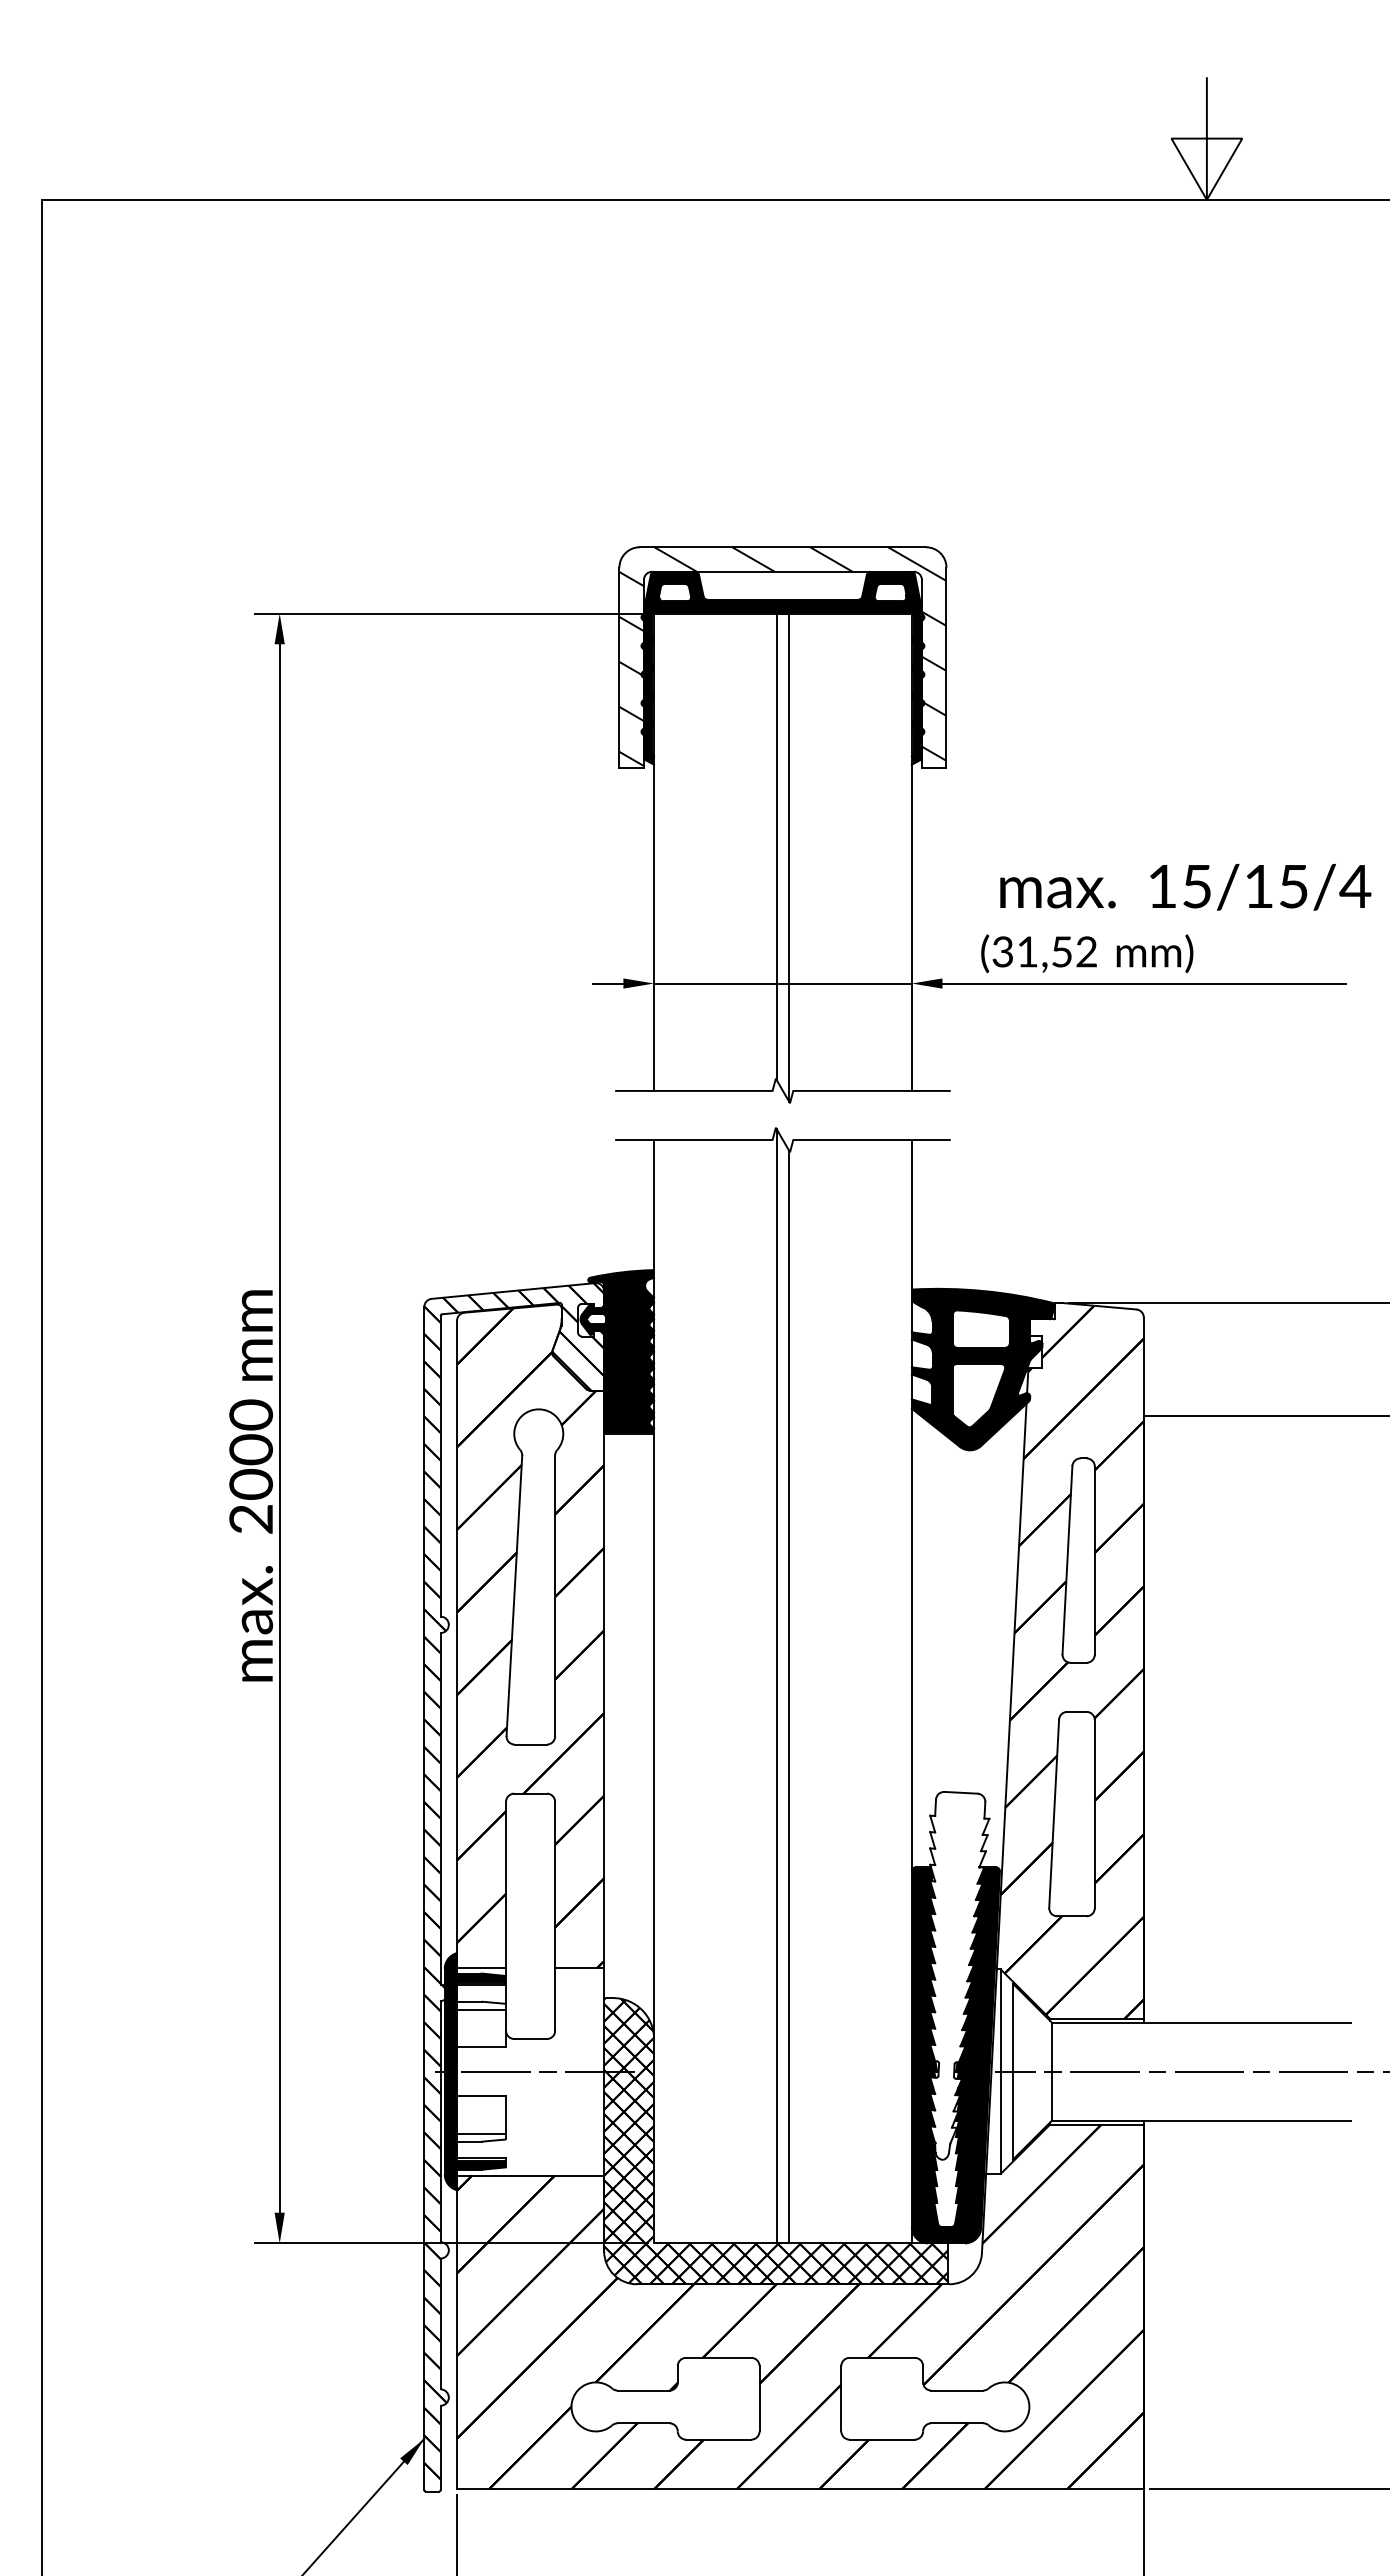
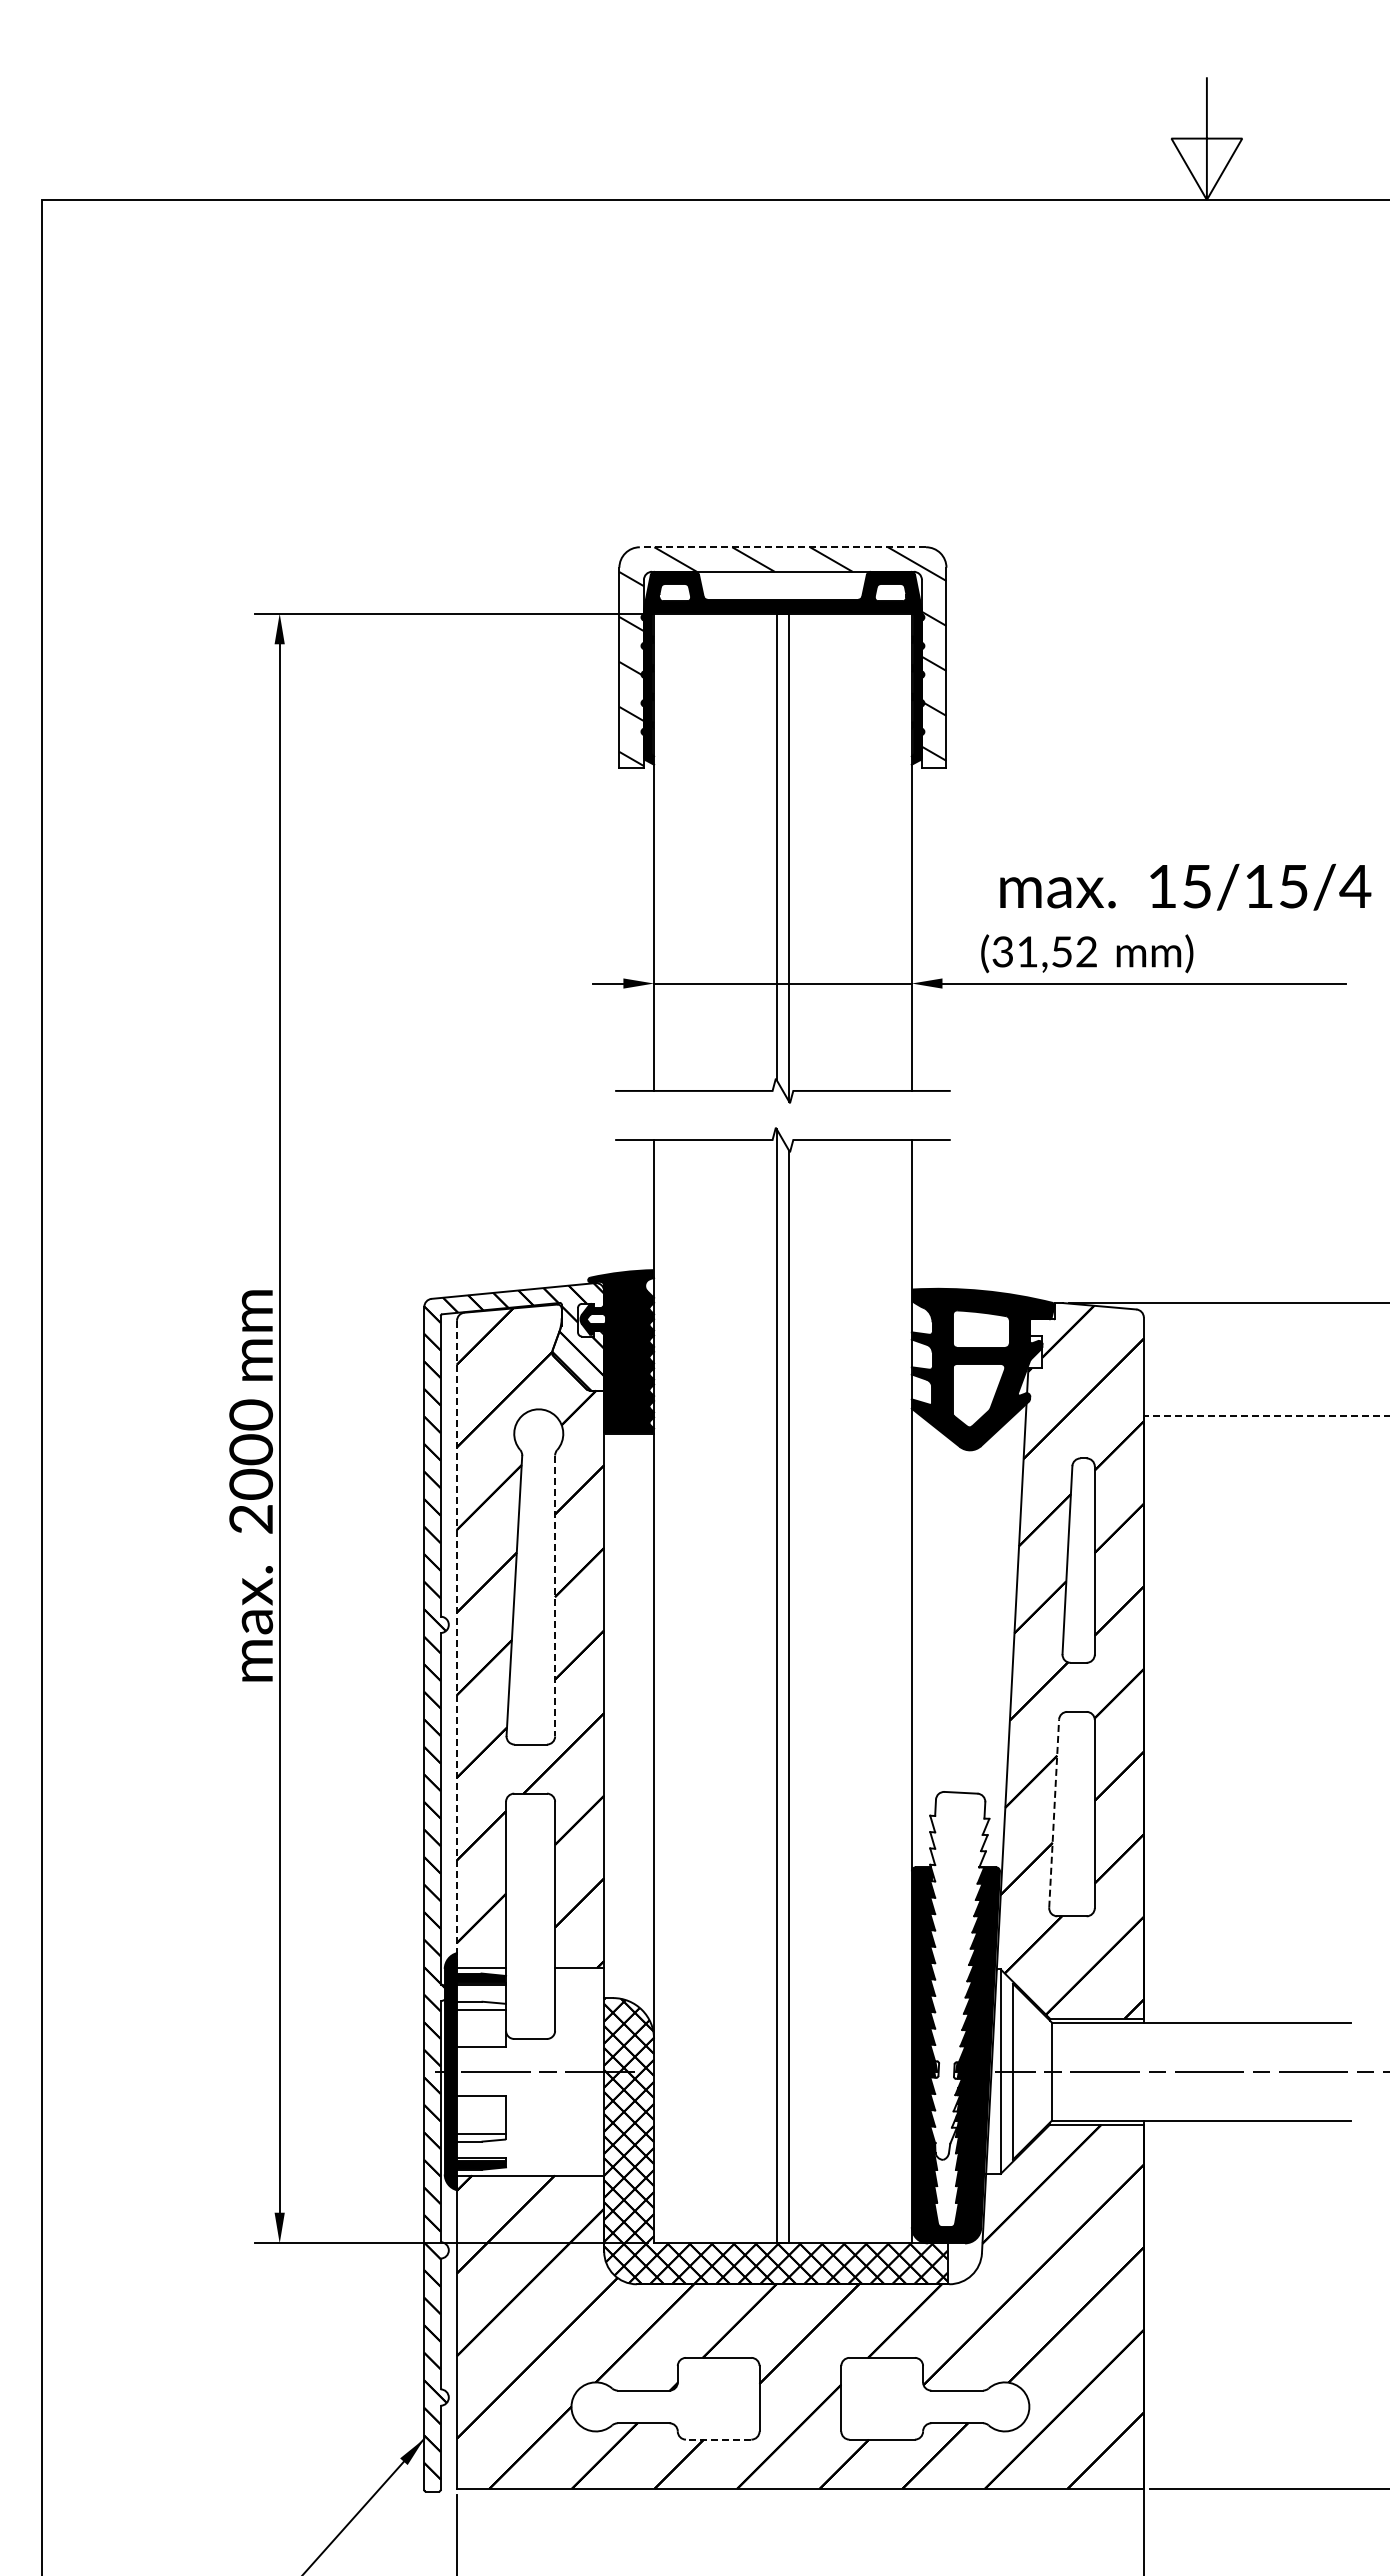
line: solid -> dashed (782, 547)
line: solid -> dashed (1266, 1415)
line: solid -> dashed (555, 1596)
line: solid -> dashed (457, 1644)
line: solid -> dashed (1054, 1813)
line: solid -> dashed (718, 2439)
